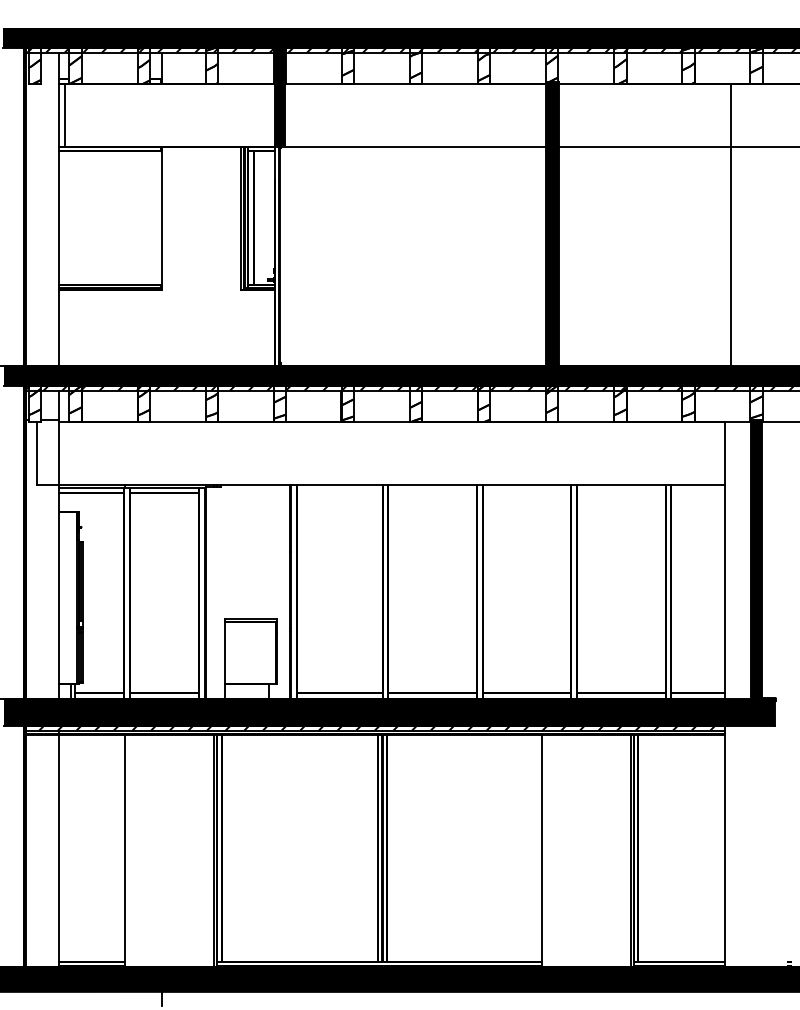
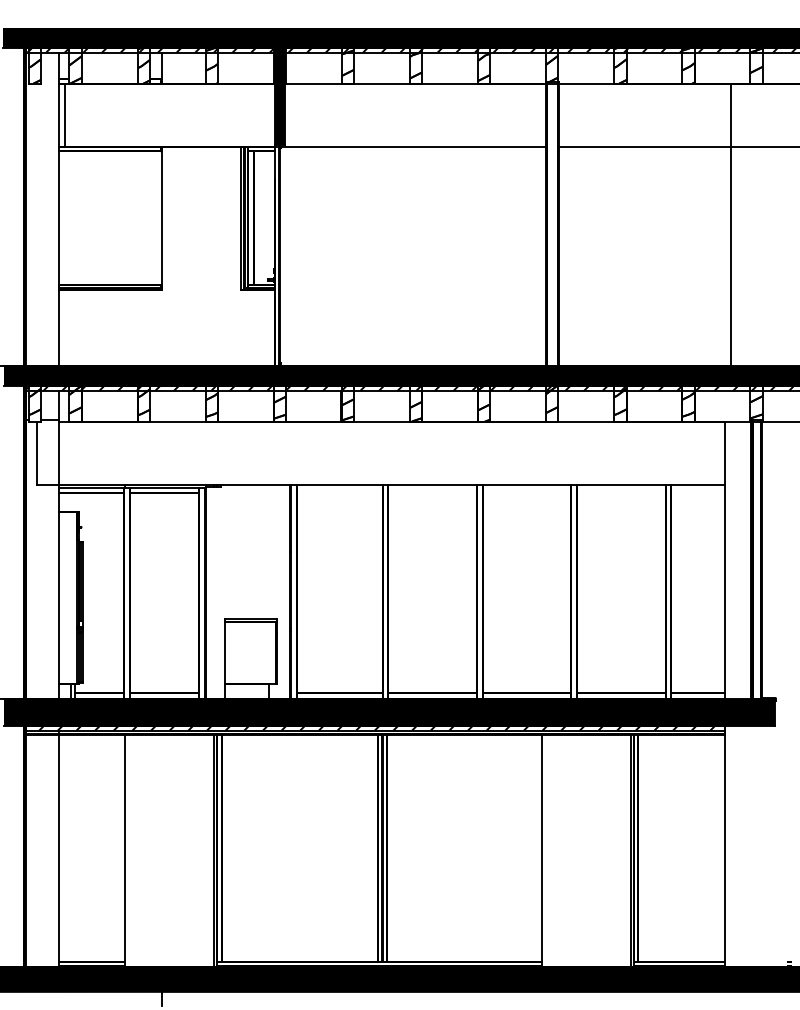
fill: present -> none (552, 223)
fill: present -> none (756, 558)
